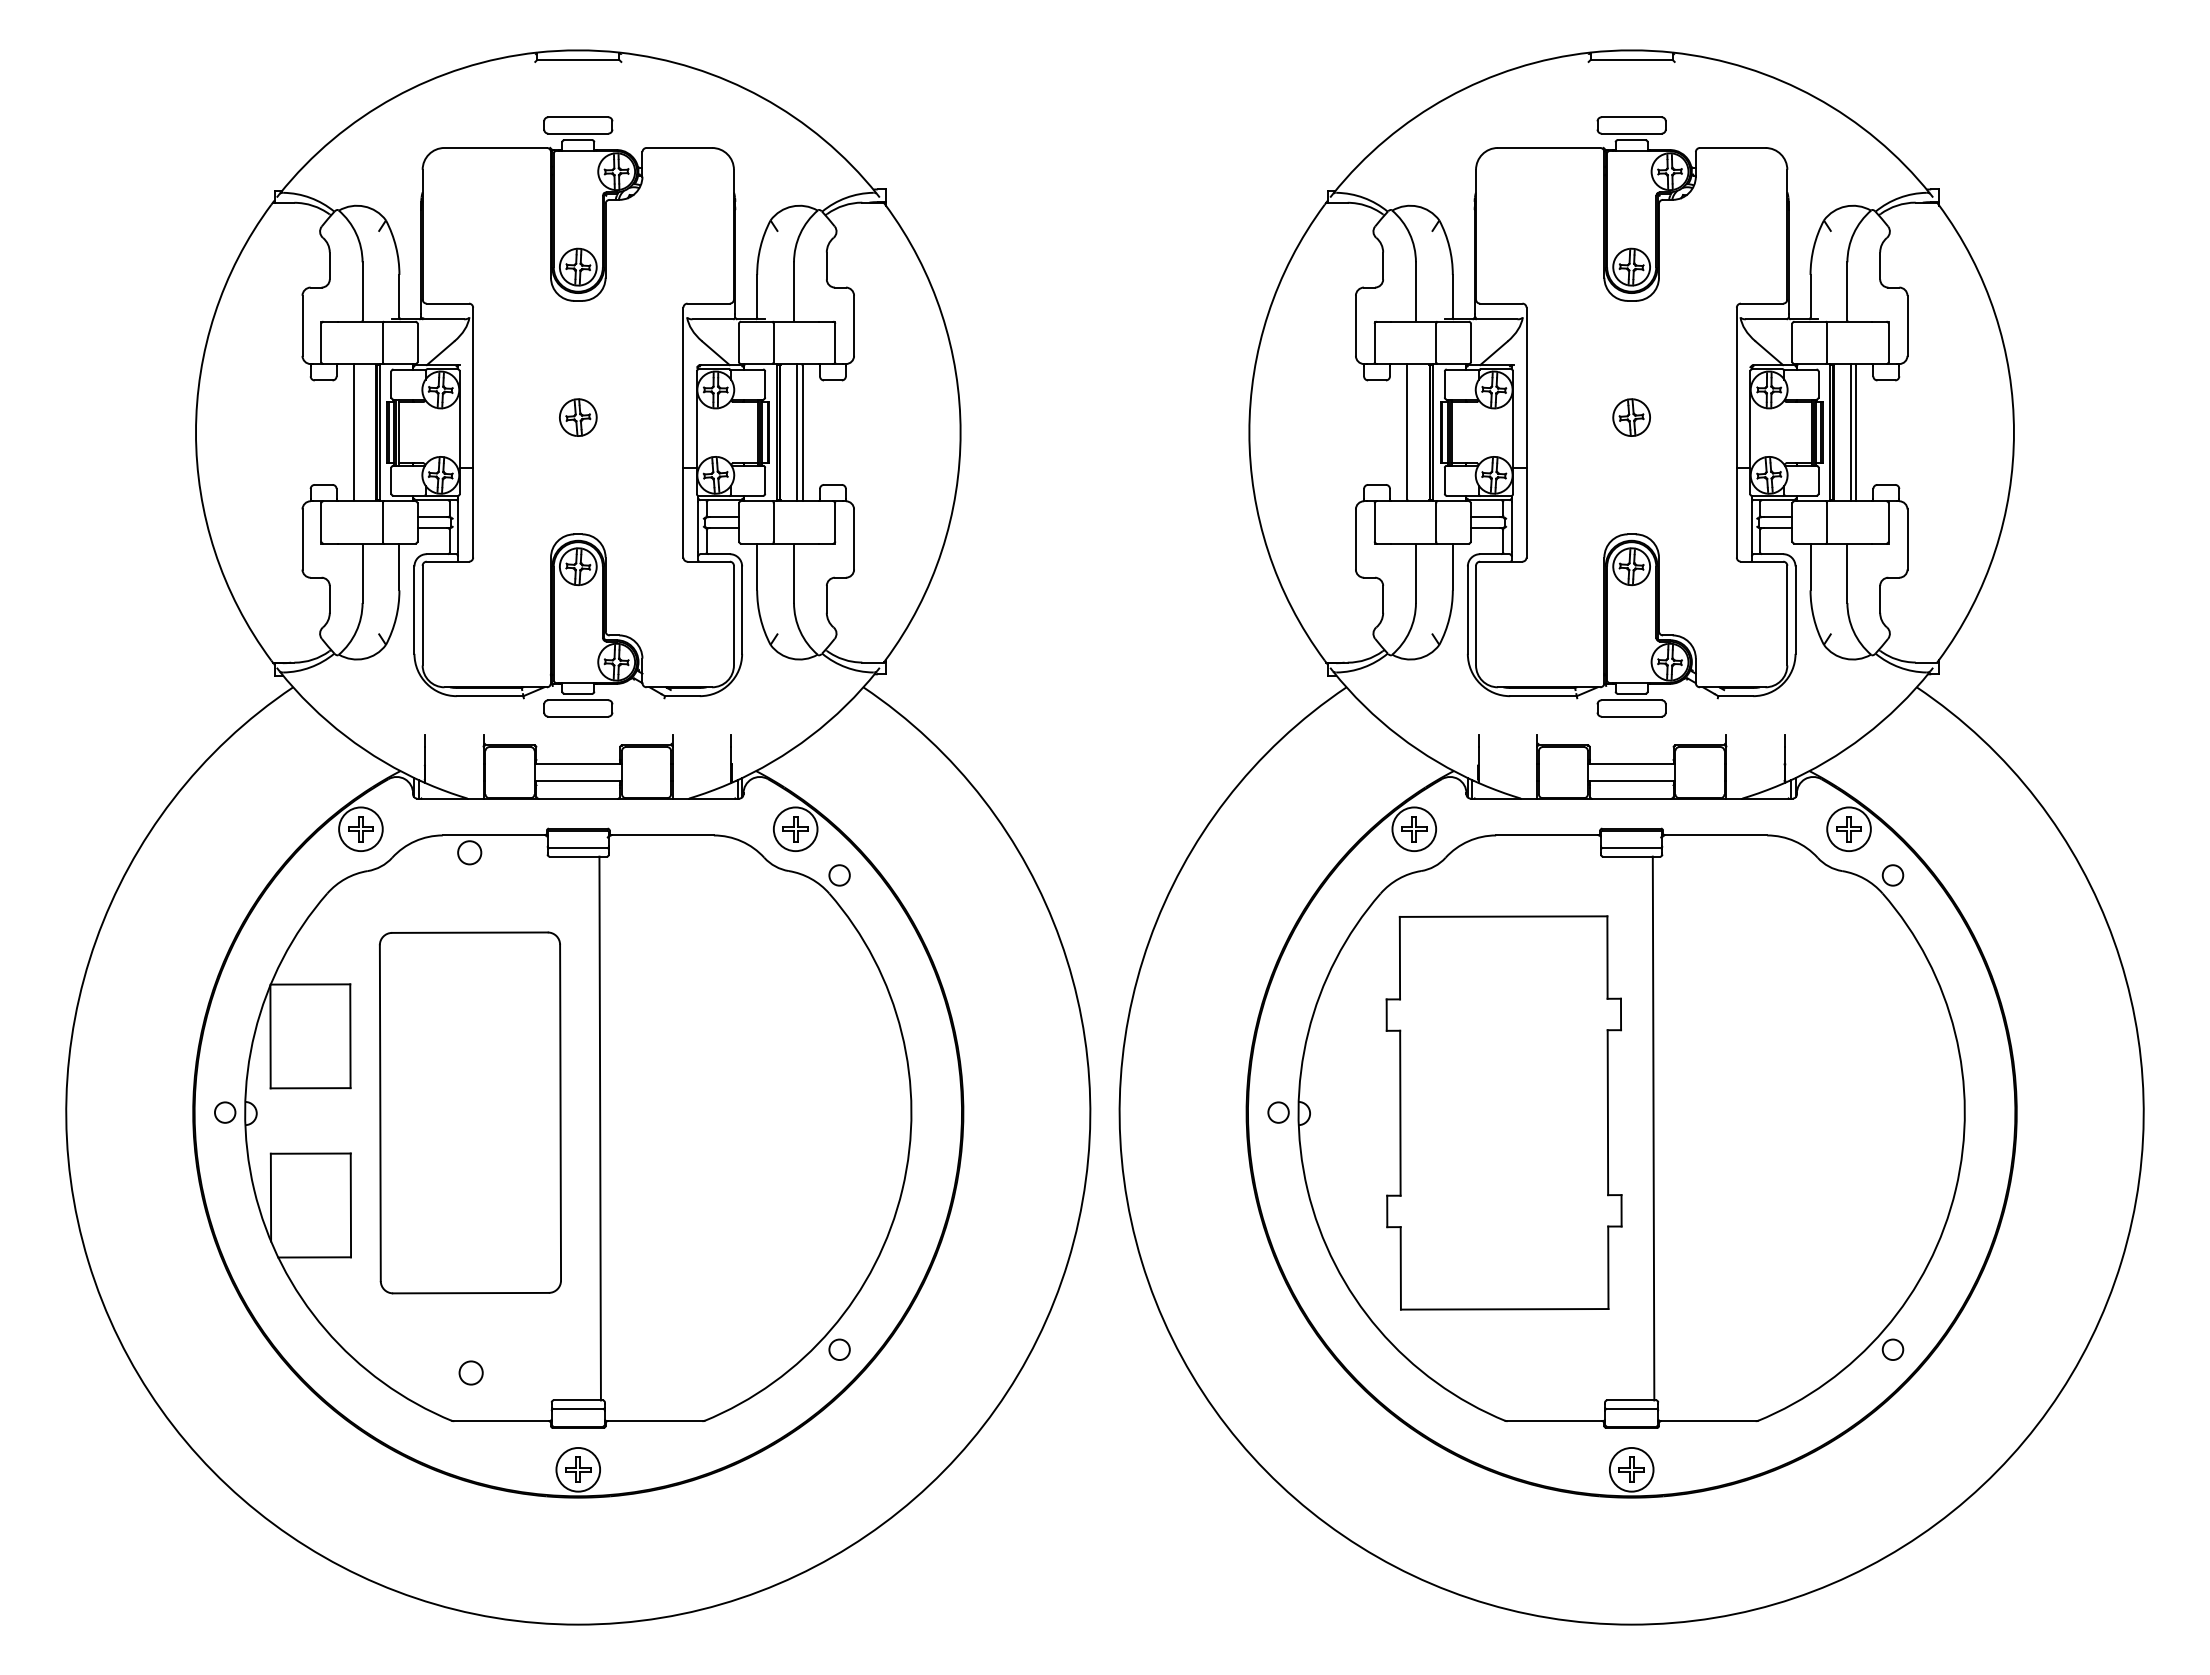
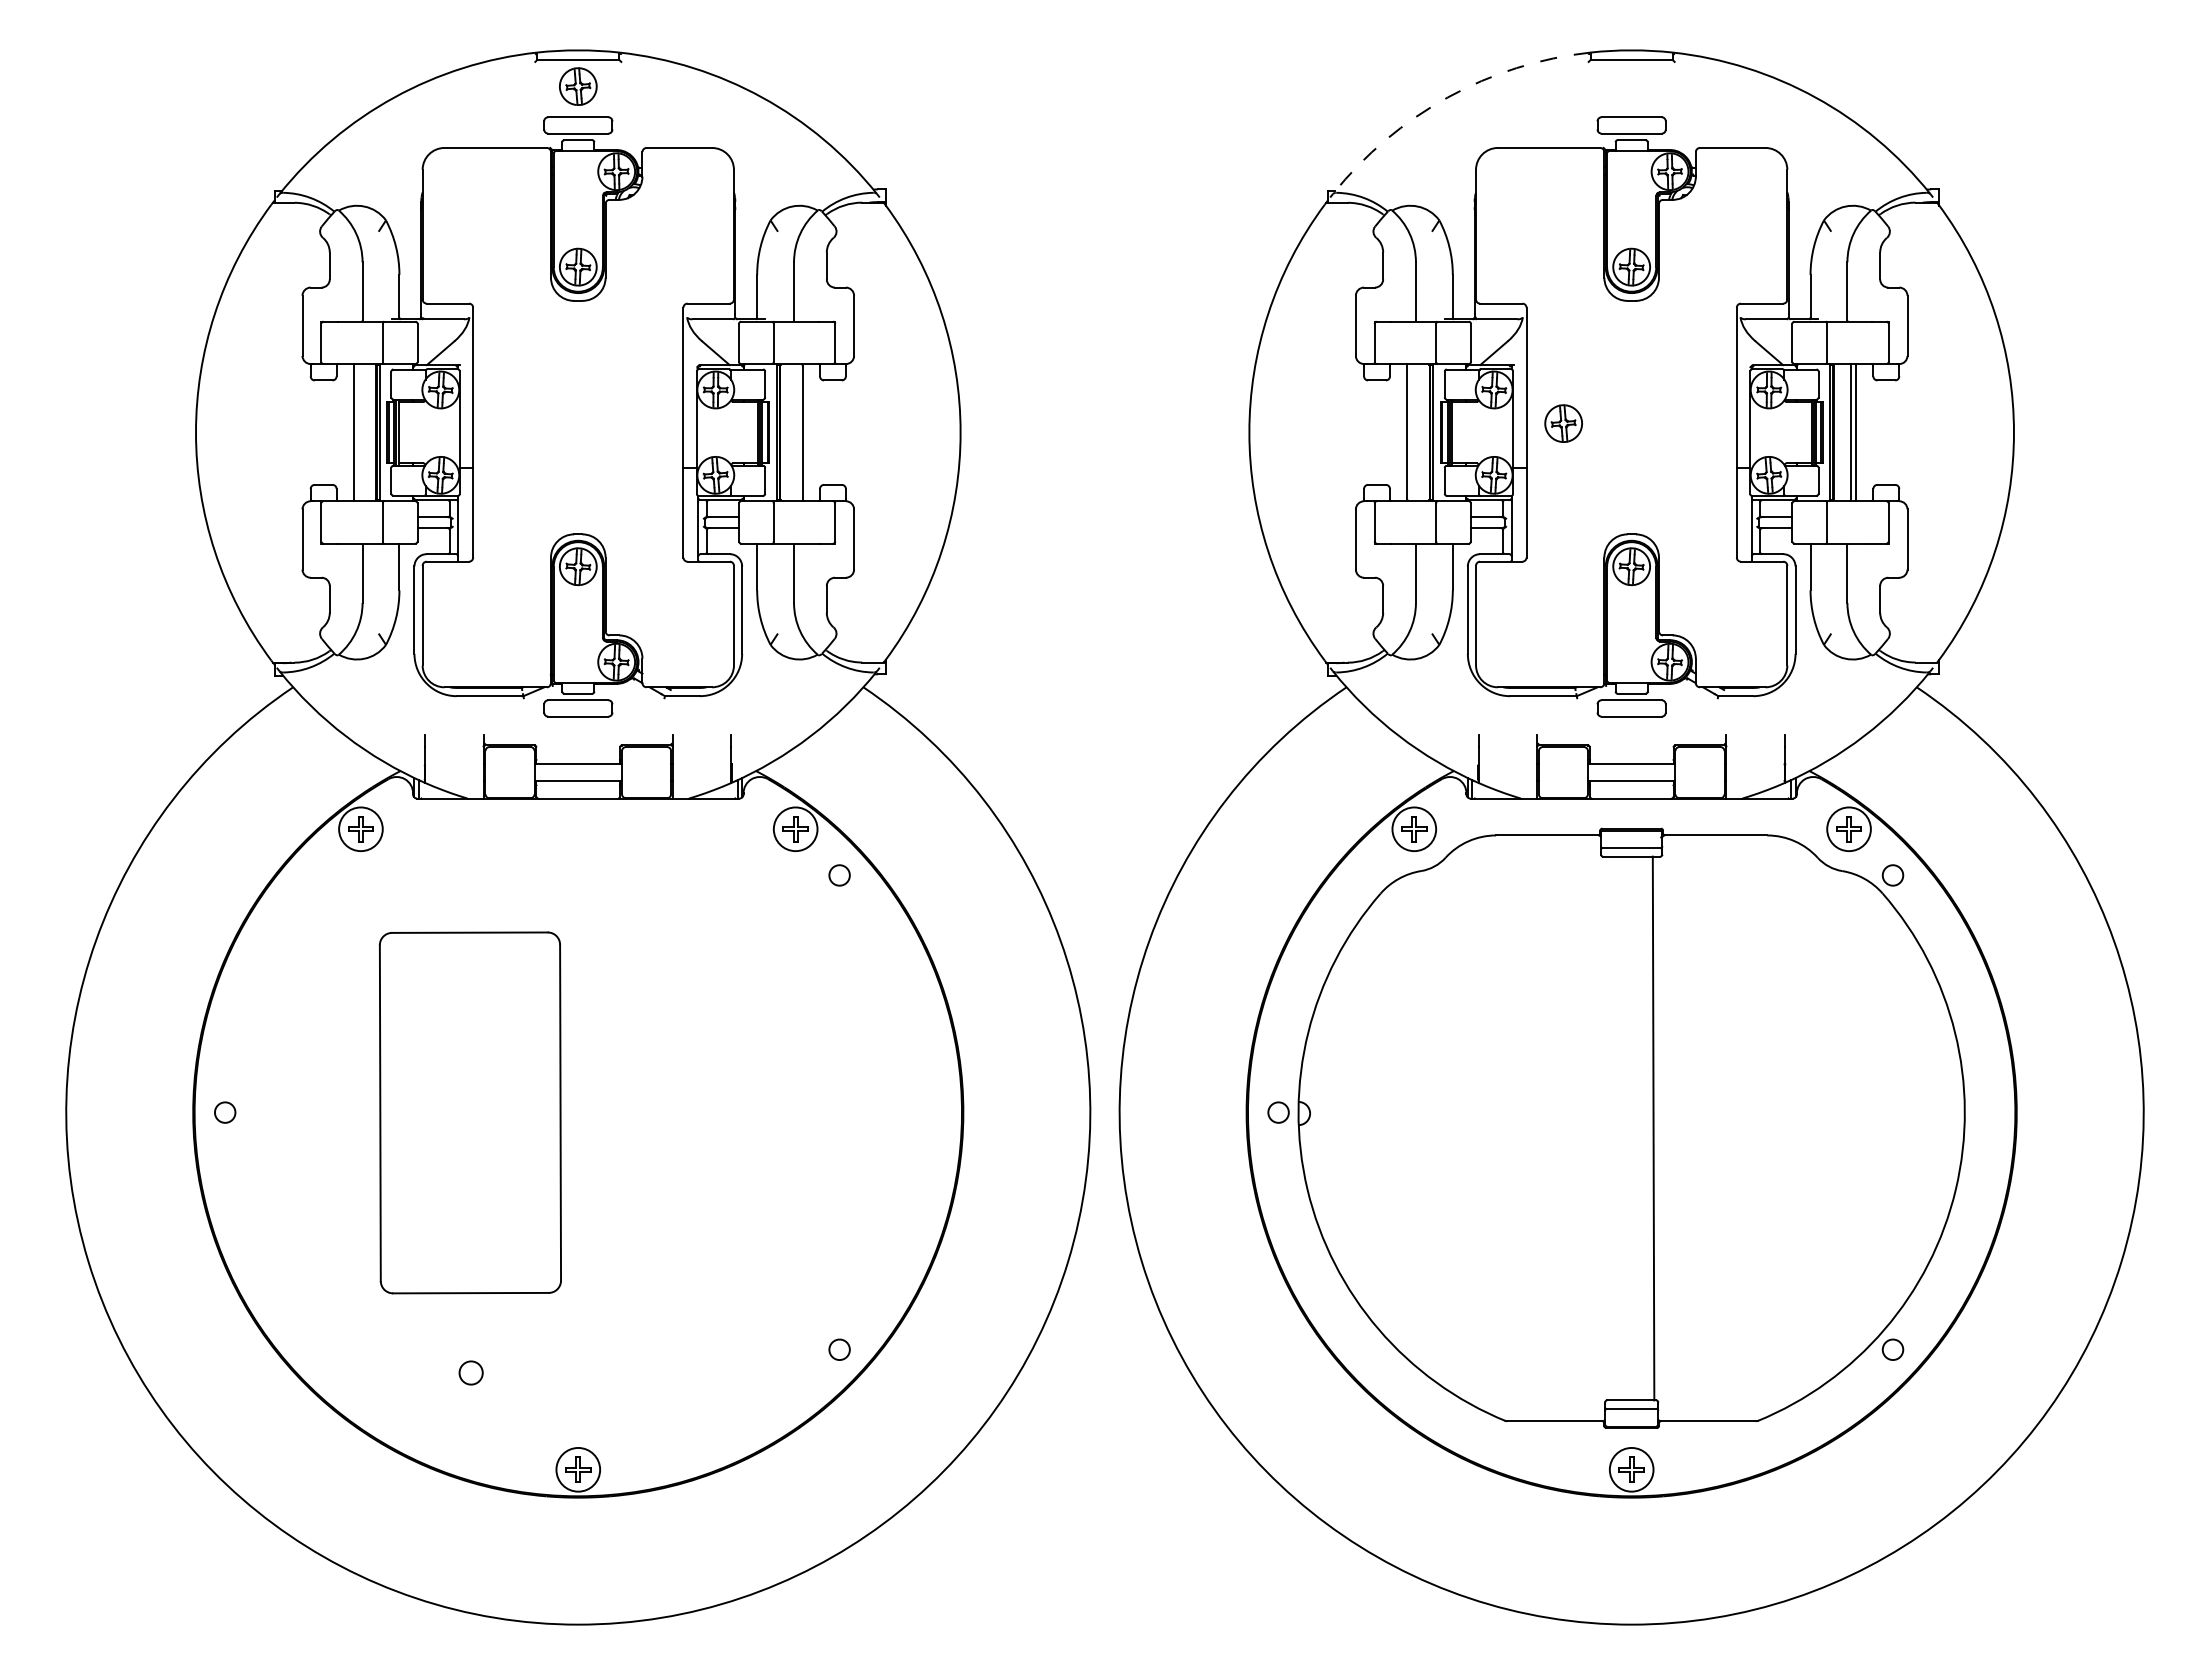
arc: solid -> dashed (1447, 97)
part position: (578, 417) -> (578, 86) (578, 86)
part position: (1631, 417) -> (1563, 423) (1563, 423)
line: present -> none (797, 432)
part: present -> none (1503, 1112)
part: present -> none (578, 1127)
